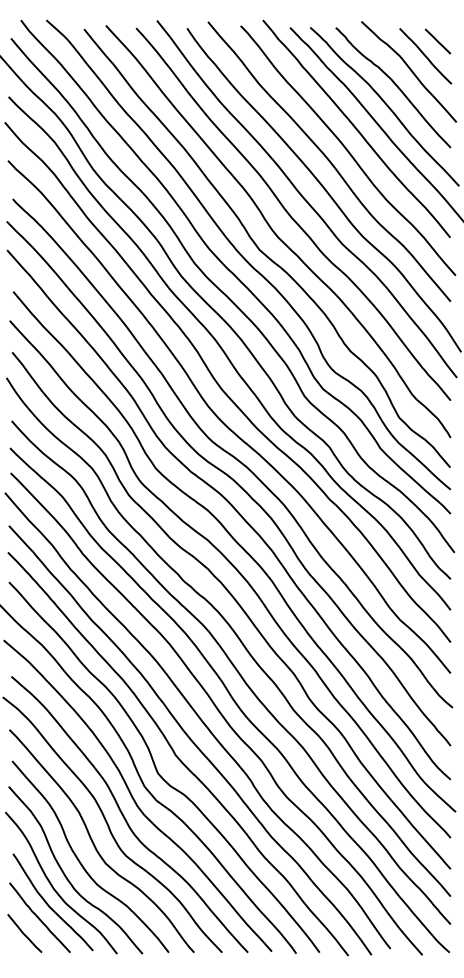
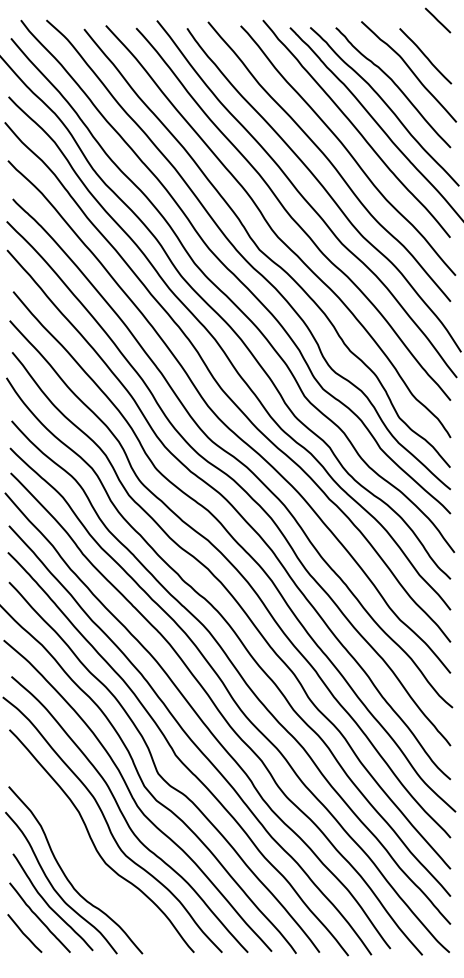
line position: (437, 41) -> (437, 20) (437, 20)
curve: present -> none (81, 862)
